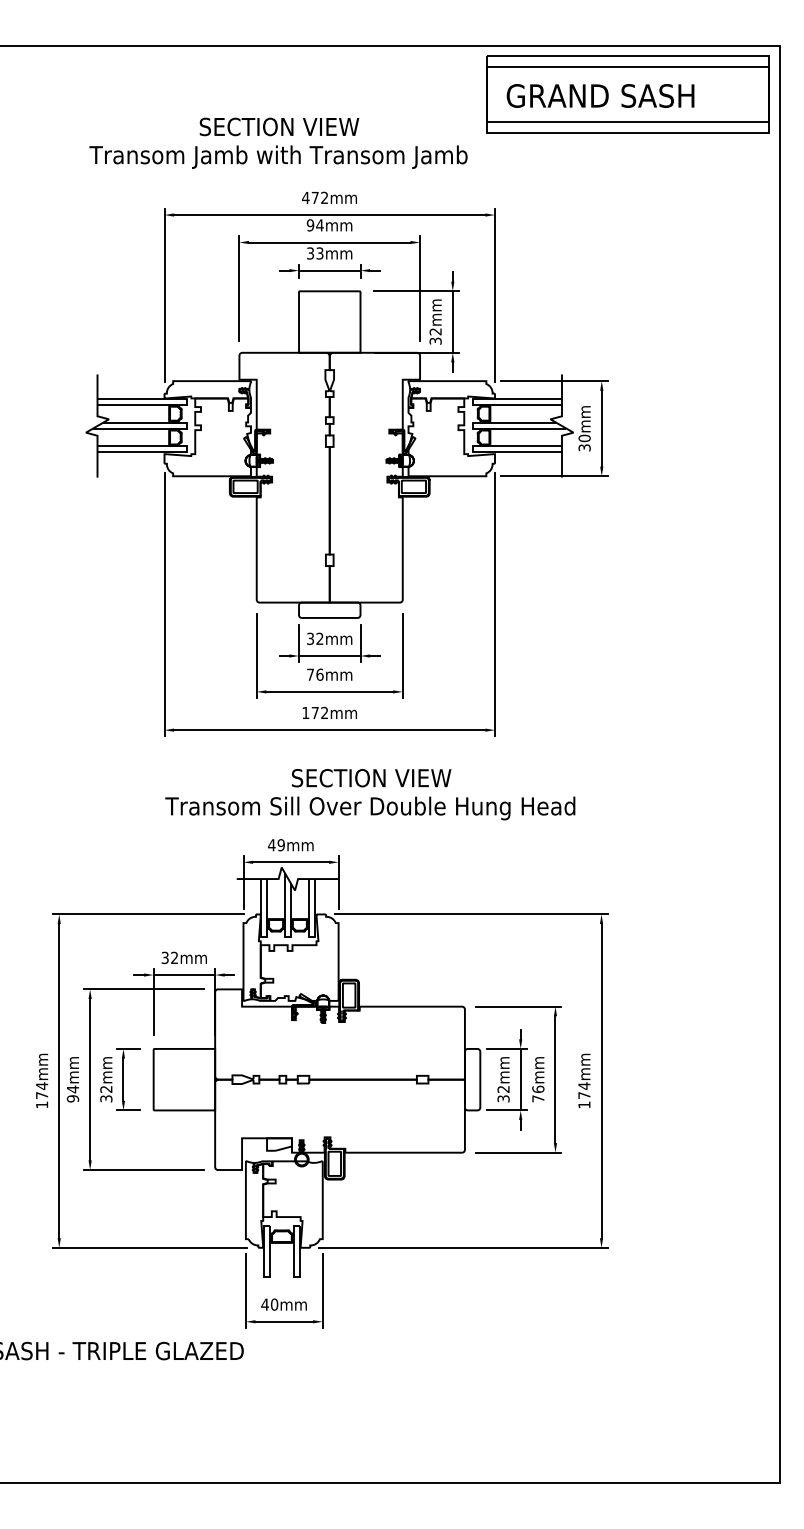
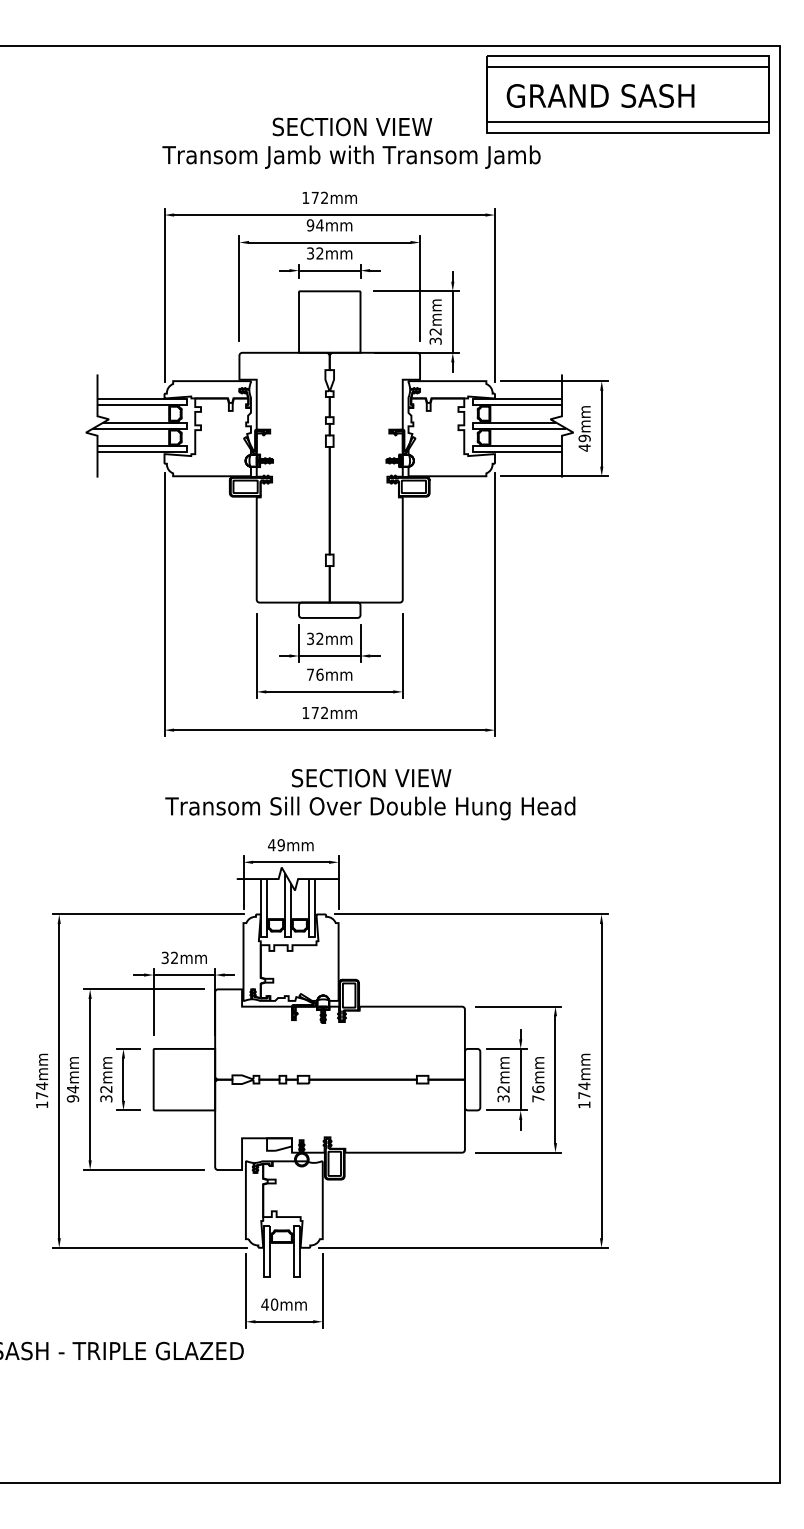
text position: (278, 142) -> (351, 142) (351, 142)
text: 472mm -> 172mm (305, 197)
text: 33mm -> 32mm (319, 253)
text: 30mm -> 49mm (584, 442)
